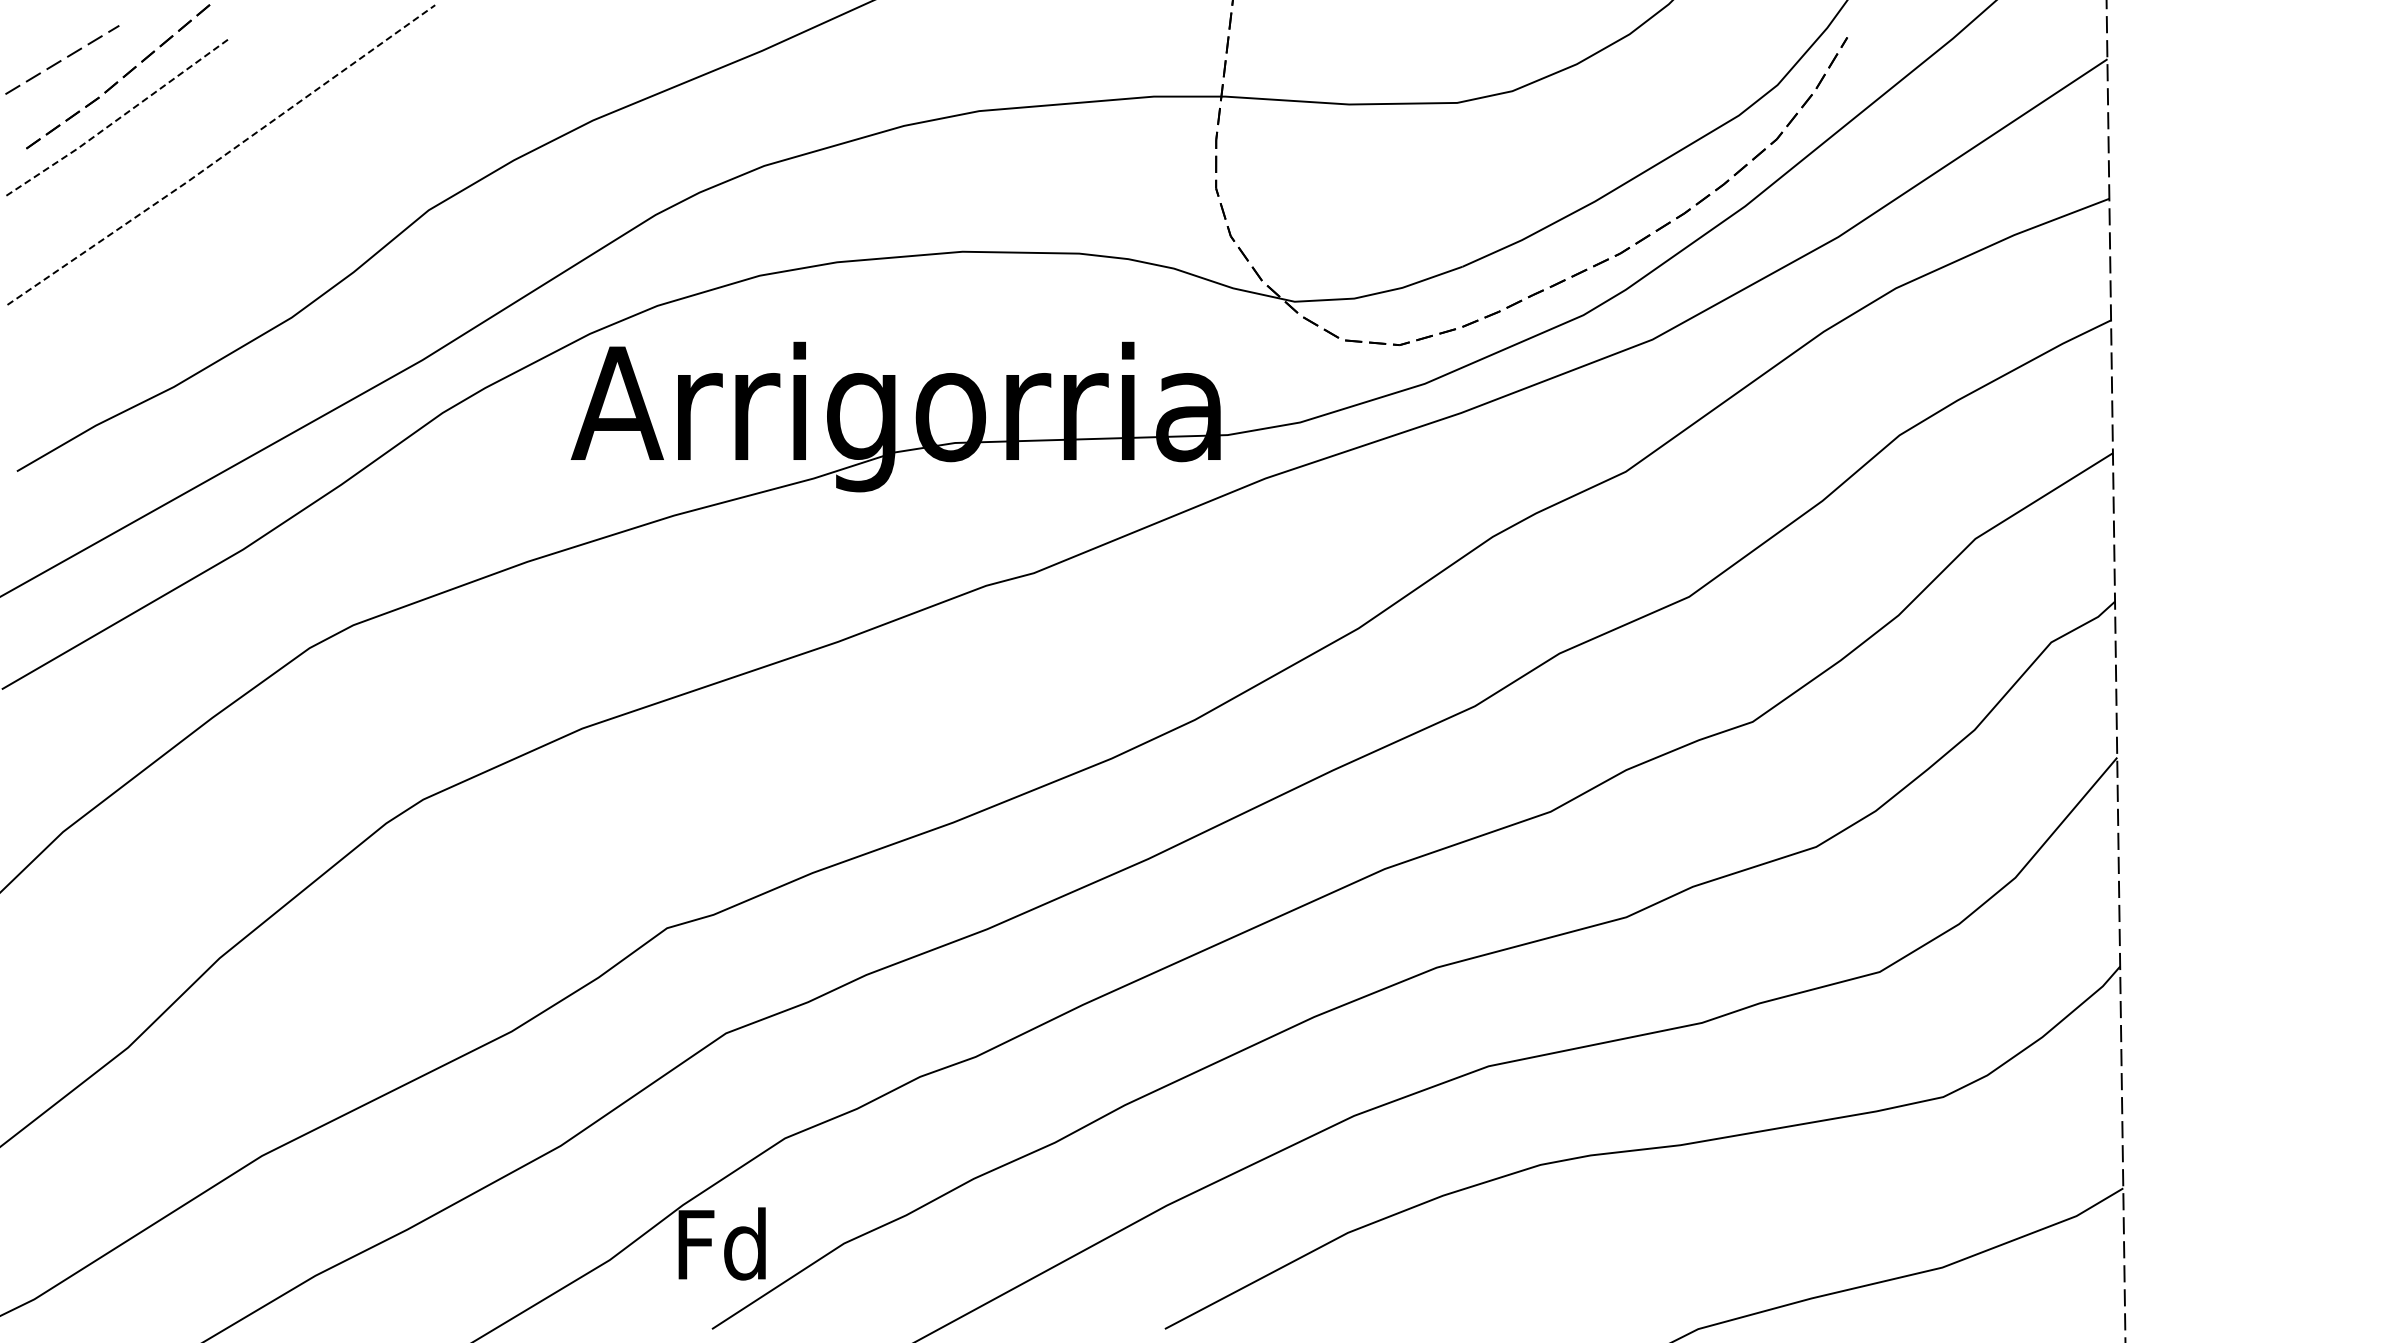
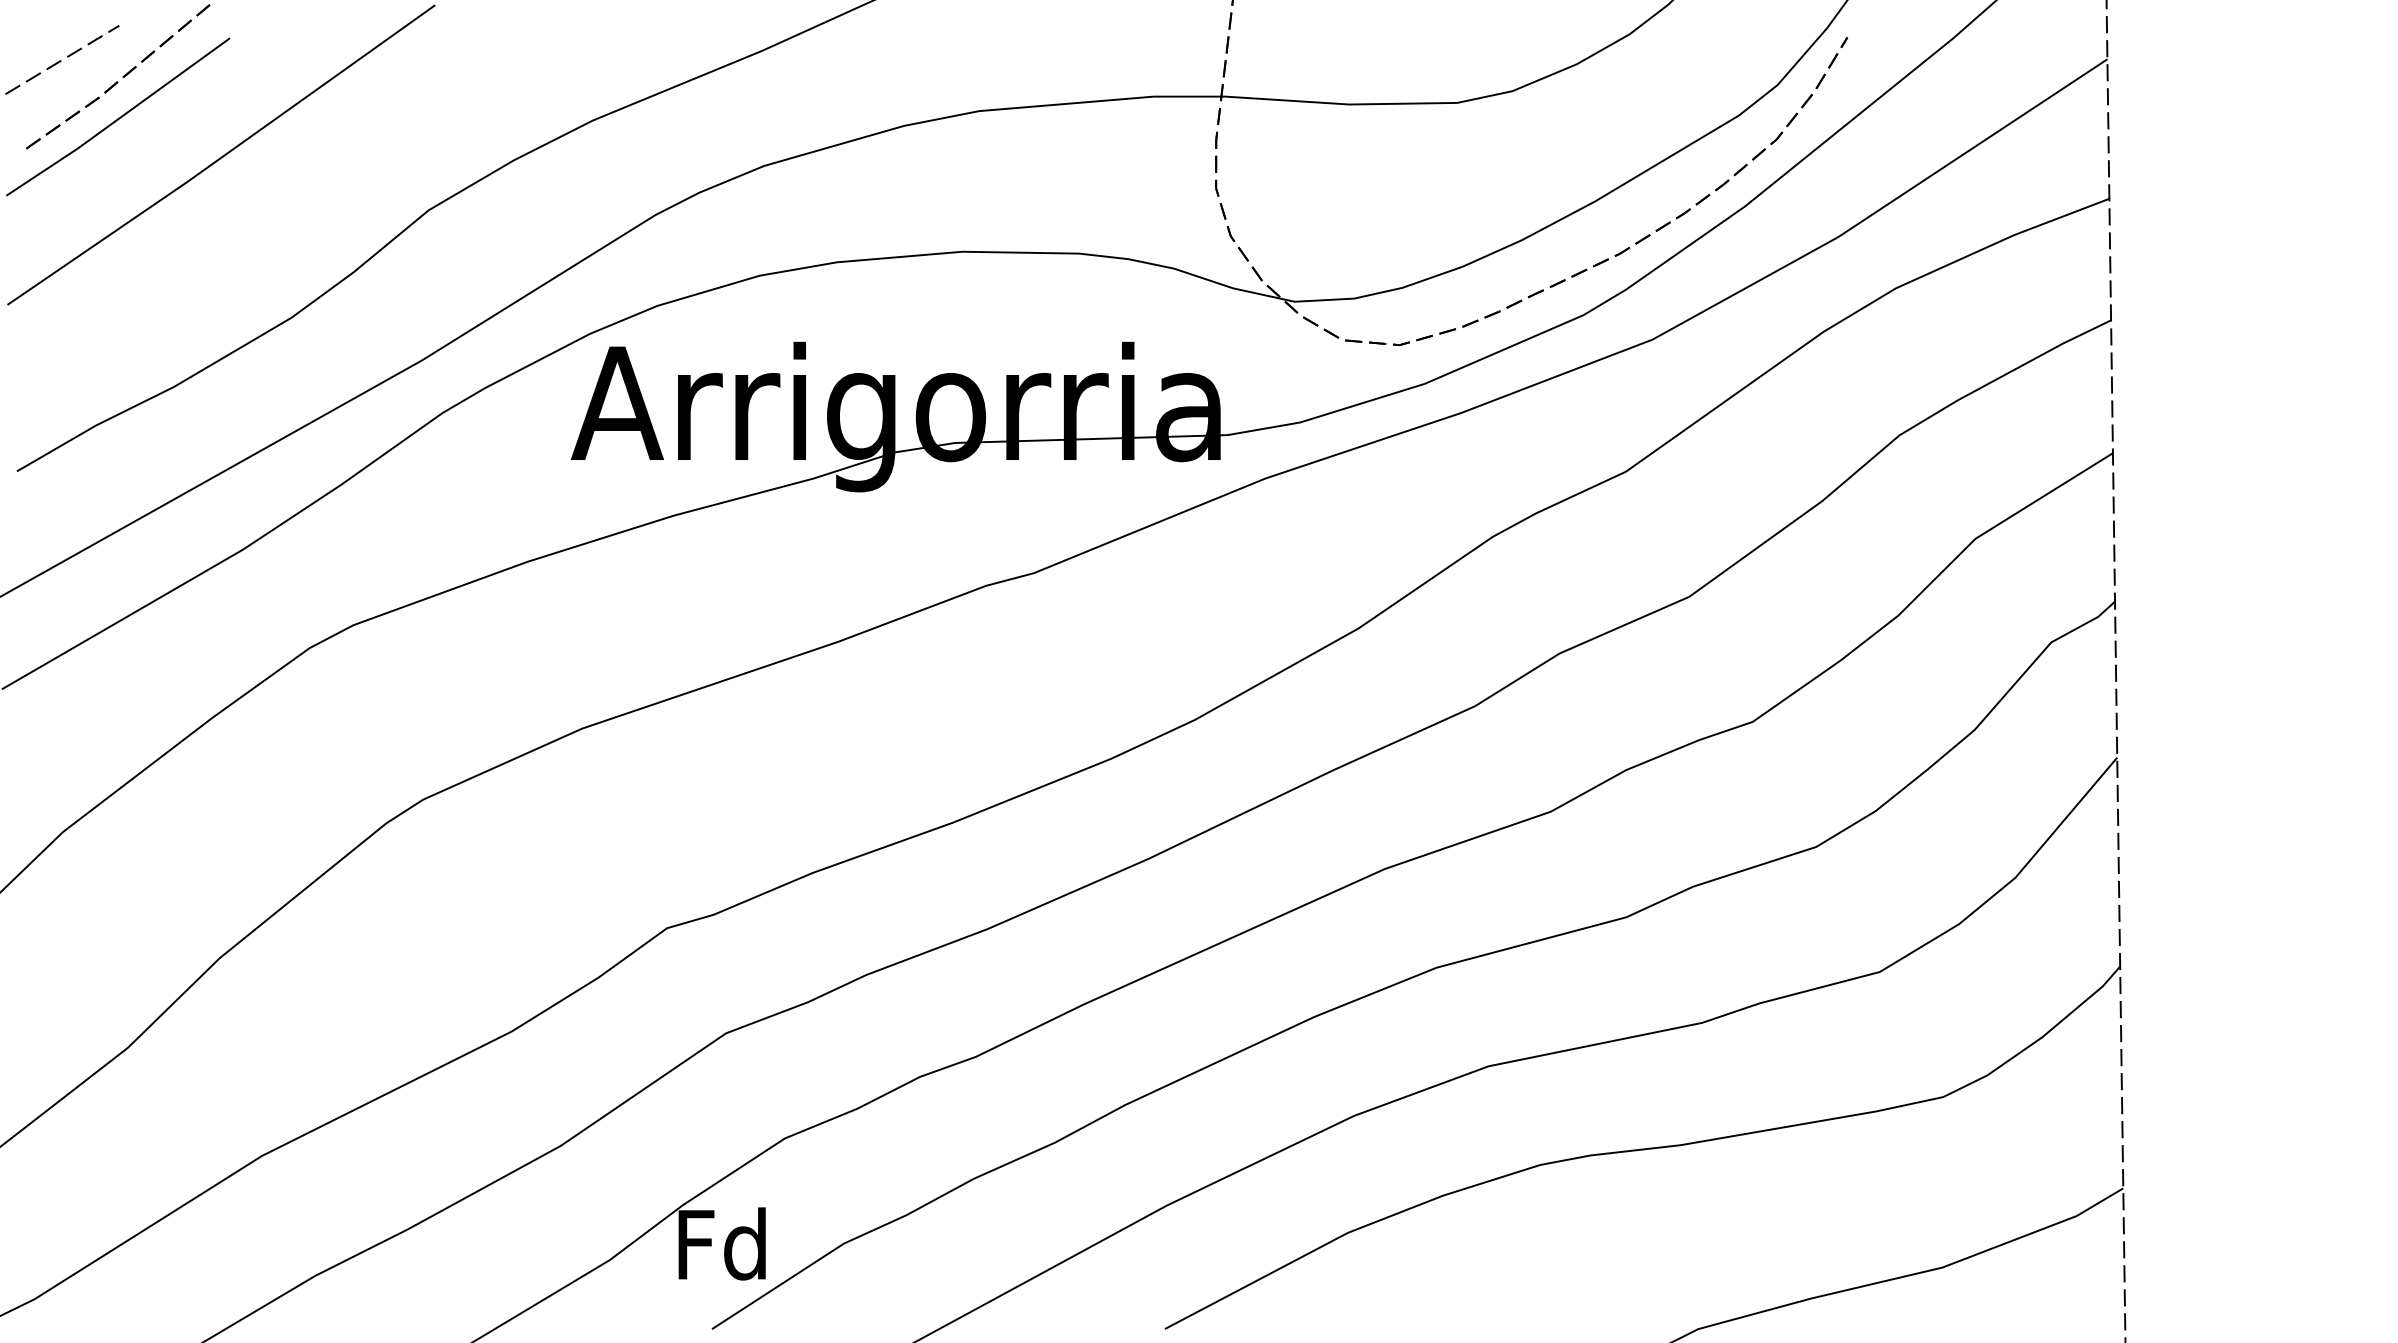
line: dashed -> solid (118, 118)
line: dashed -> solid (222, 157)
